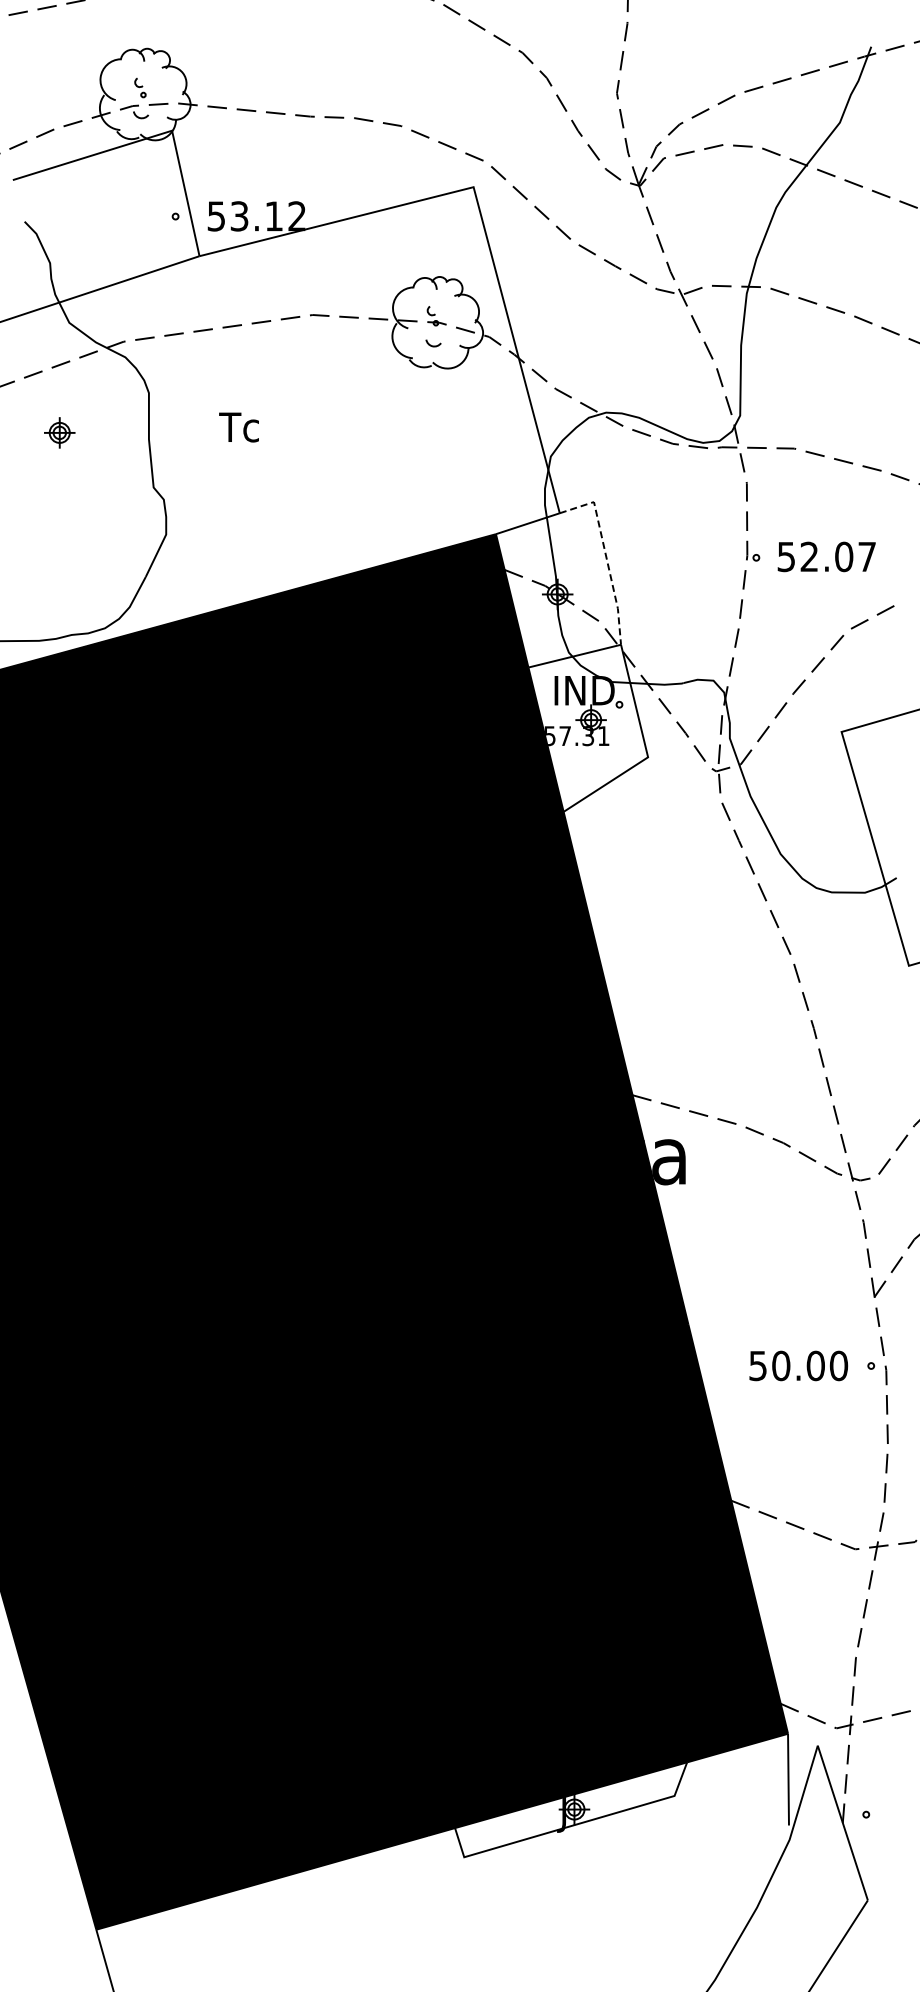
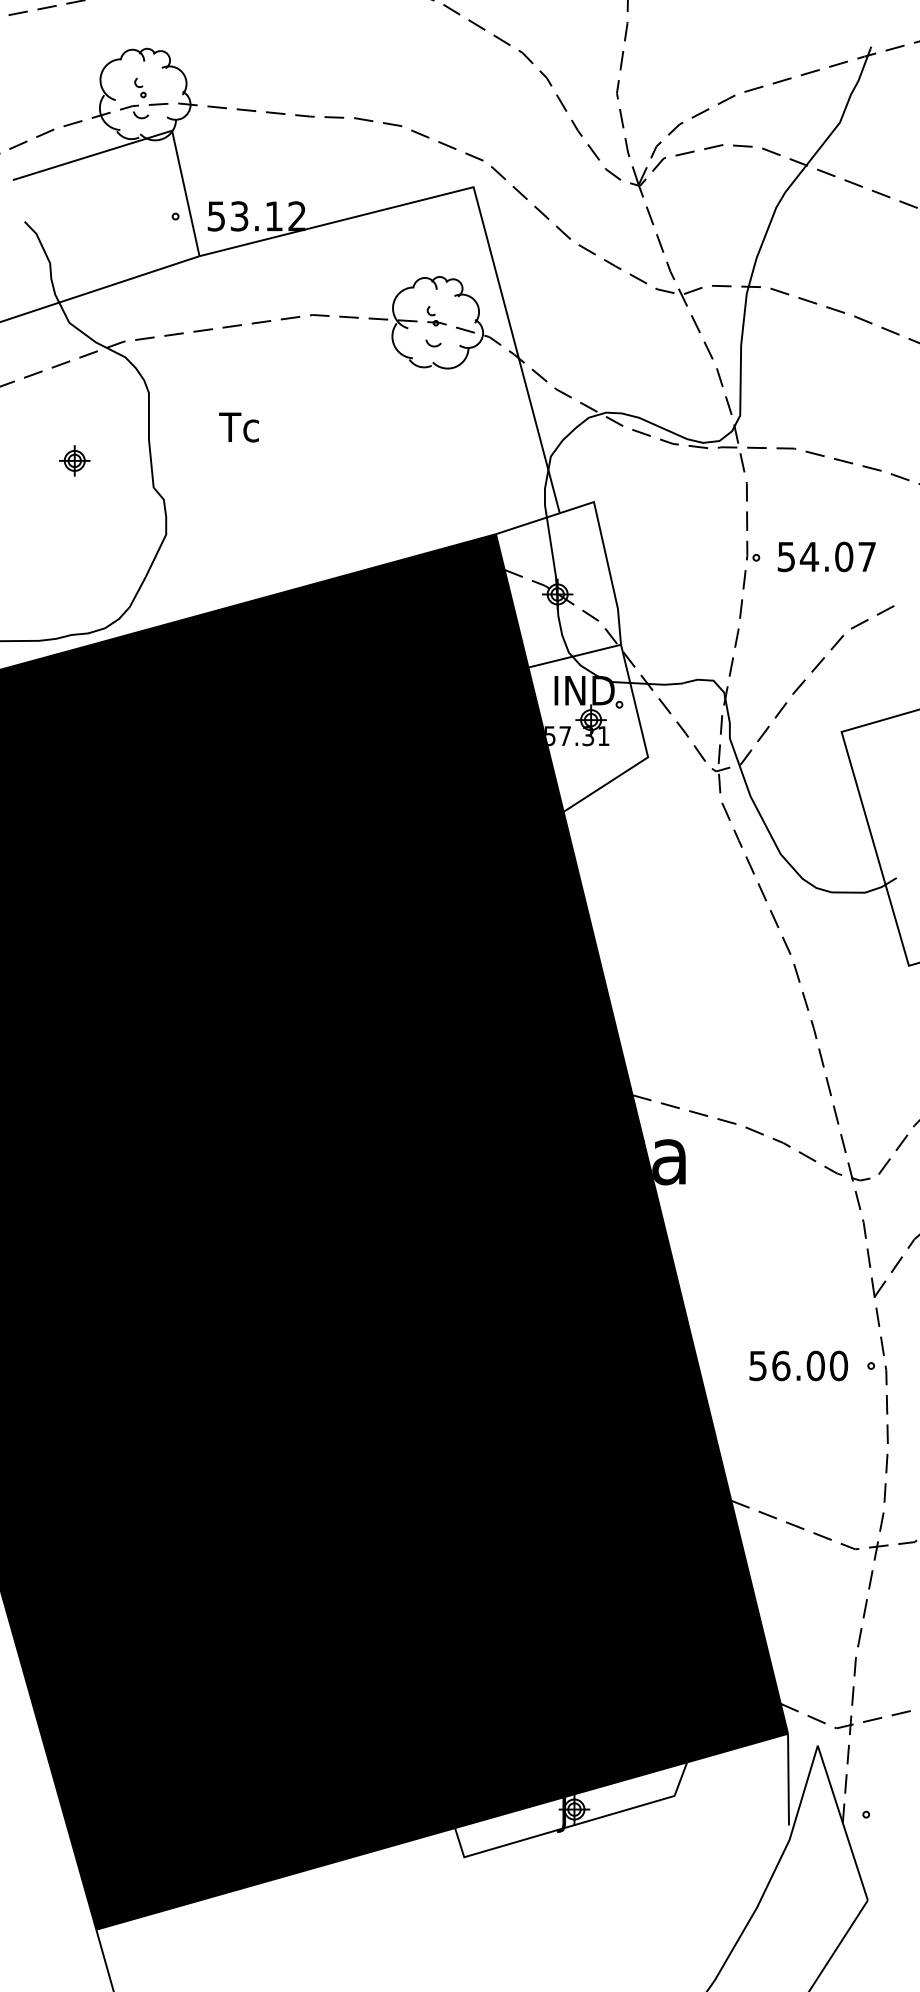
part position: (59, 432) -> (74, 460) (74, 460)
line: dashed -> solid (606, 556)
text: 52.07 -> 54.07 (809, 556)
text: 50.00 -> 56.00 (781, 1365)
